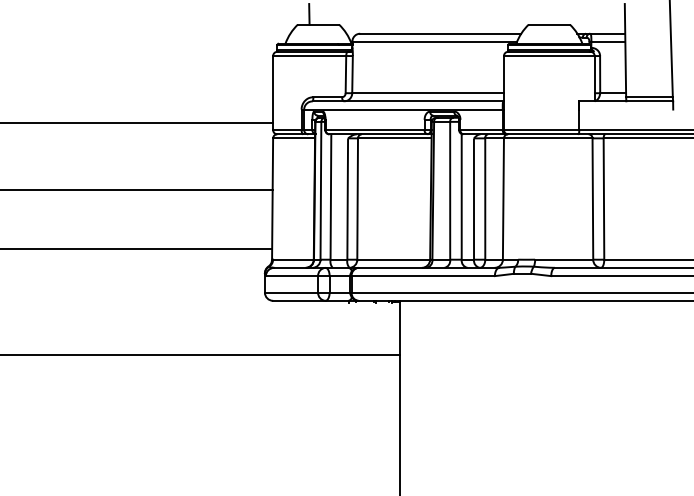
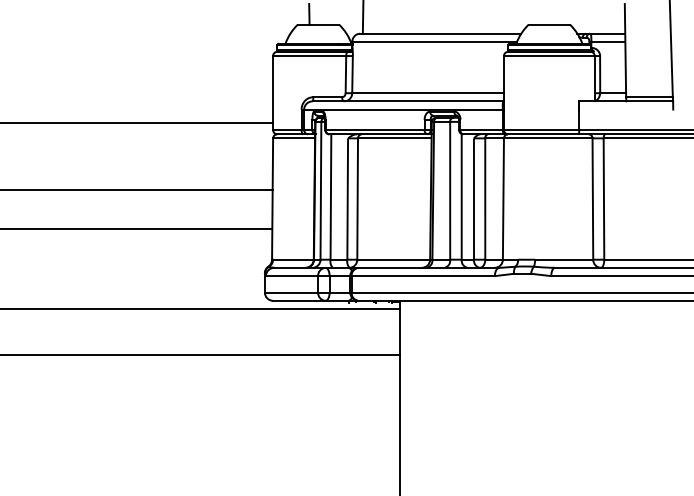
line: none -> present (362, 17)
line position: (137, 249) -> (137, 229) (137, 229)
line: none -> present (200, 309)
